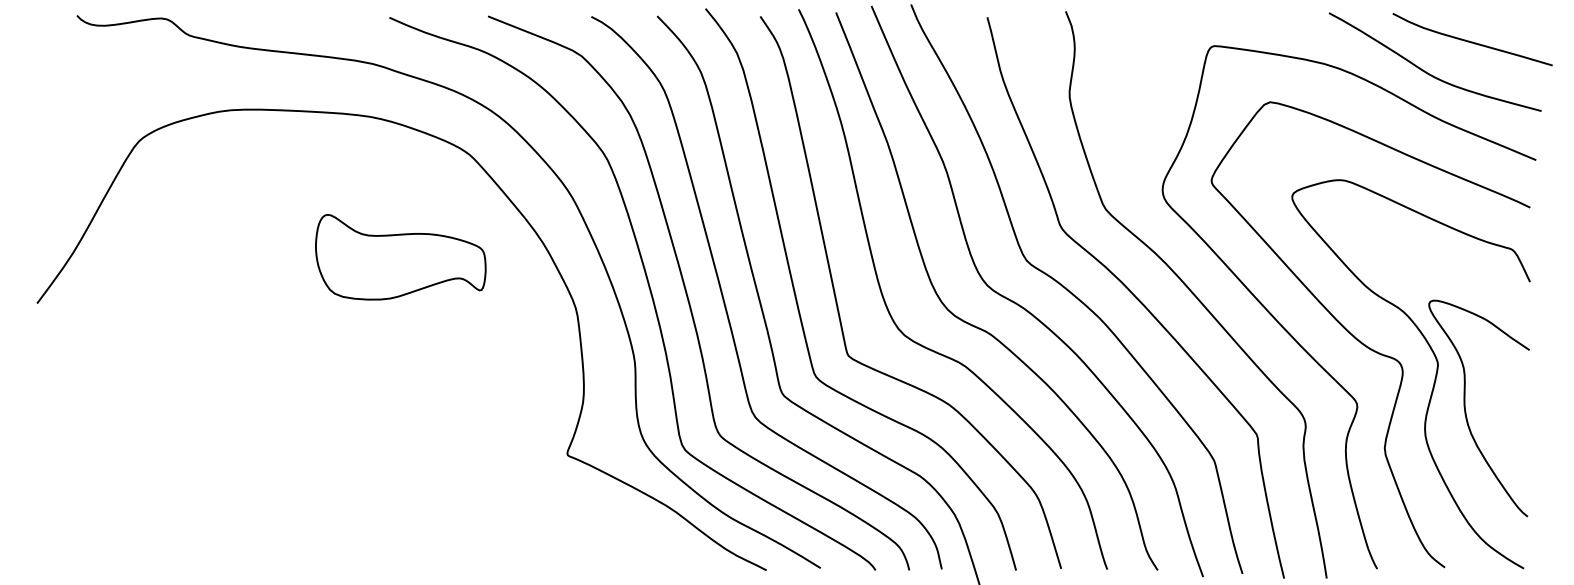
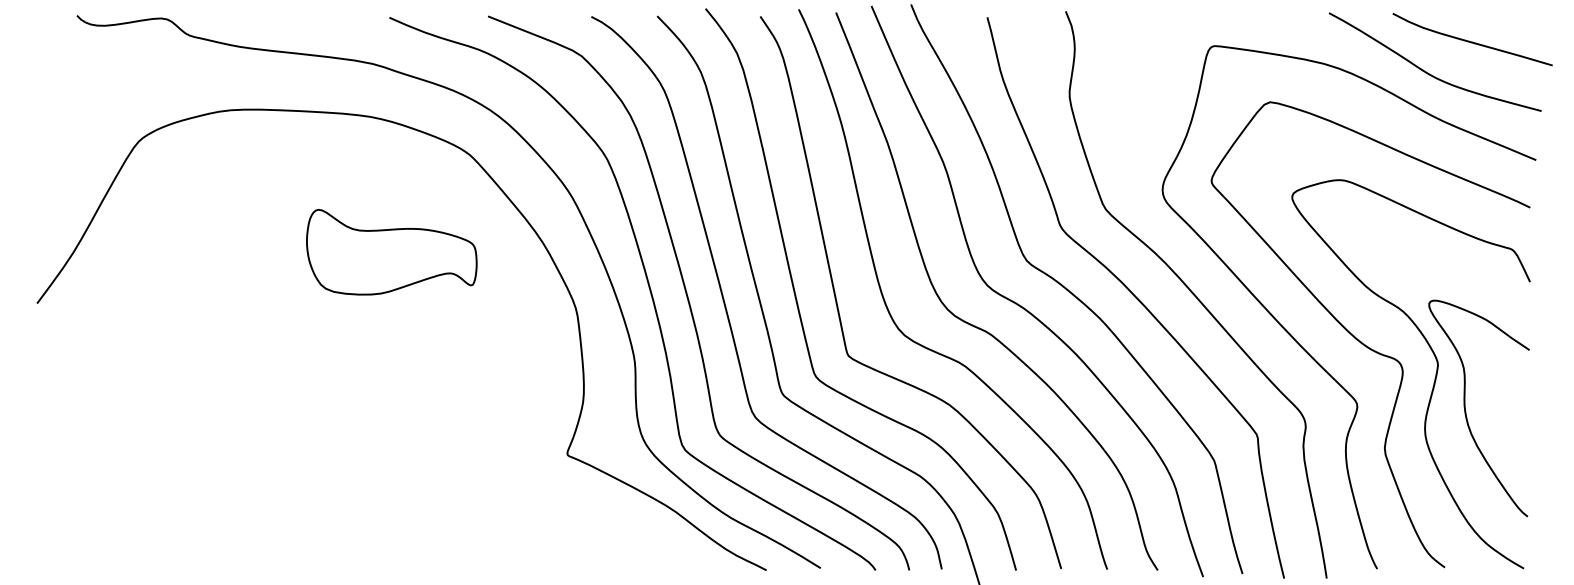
part position: (400, 257) -> (391, 252) (391, 252)
